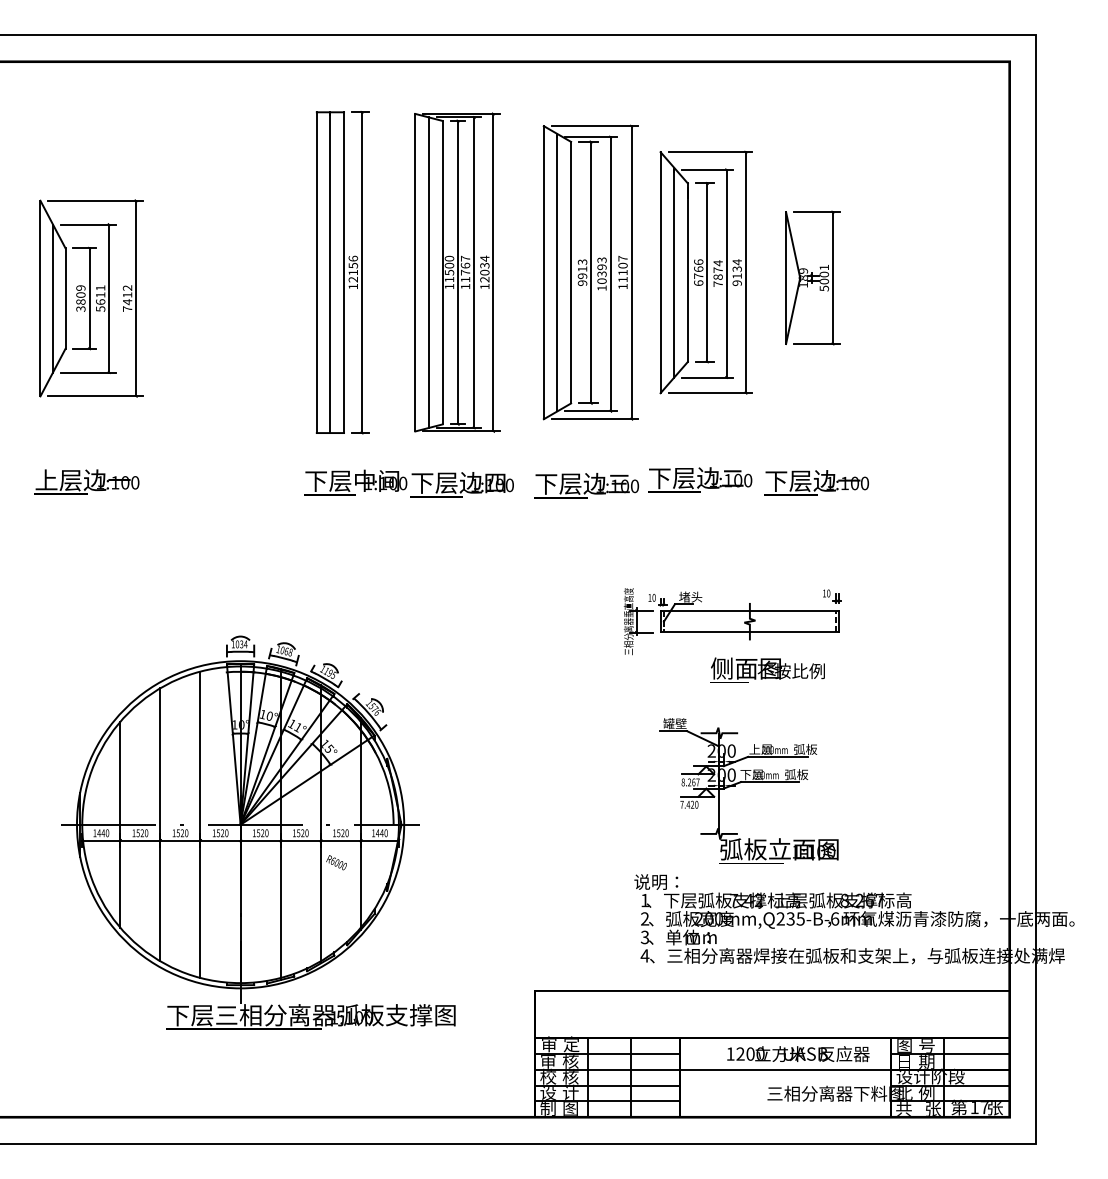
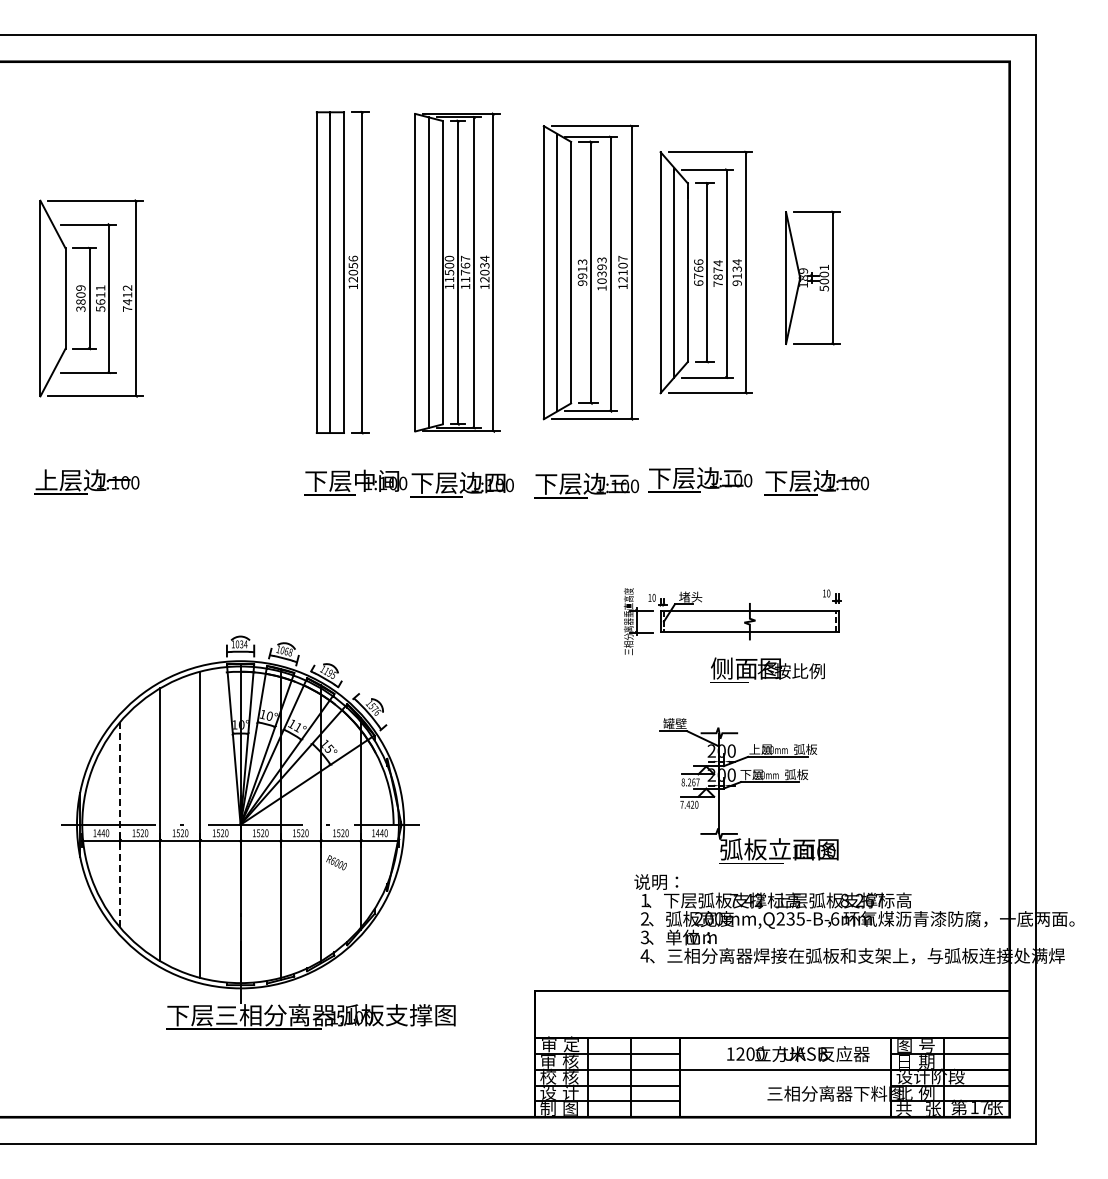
text: 12156 -> 12056 (353, 272)
text: 11107 -> 12107 (622, 279)
line: present -> none (53, 298)
line: solid -> dashed (120, 824)
